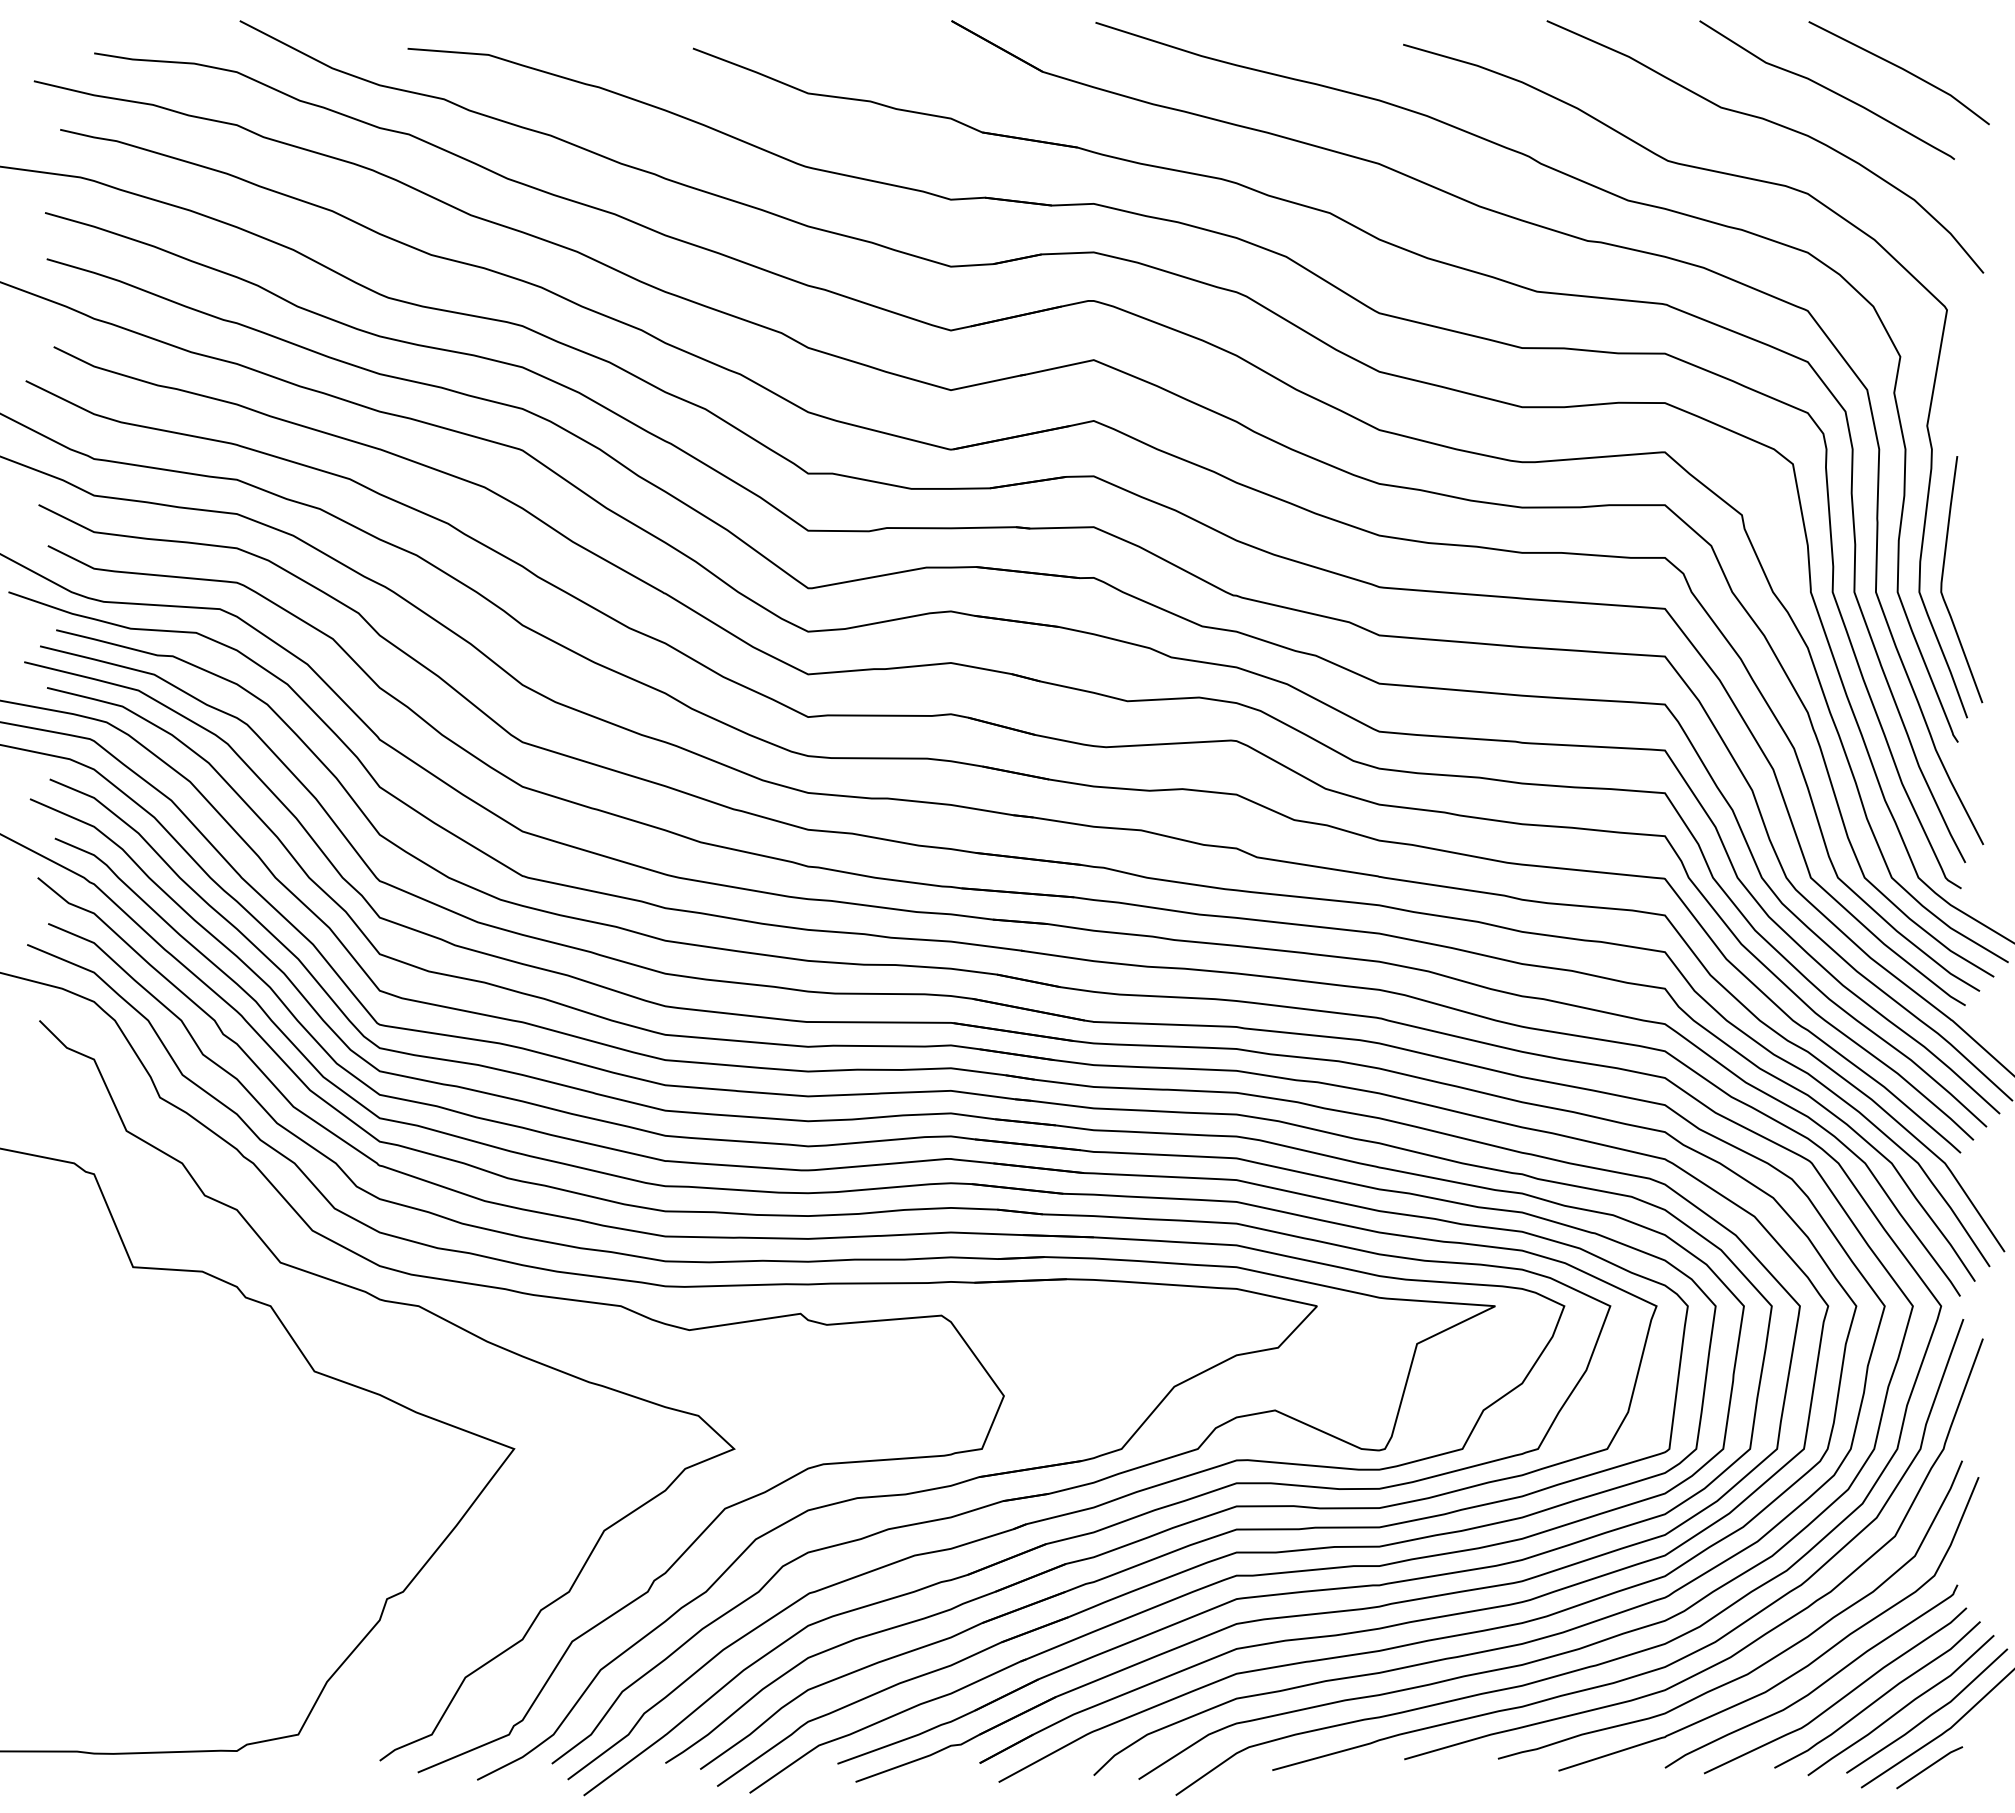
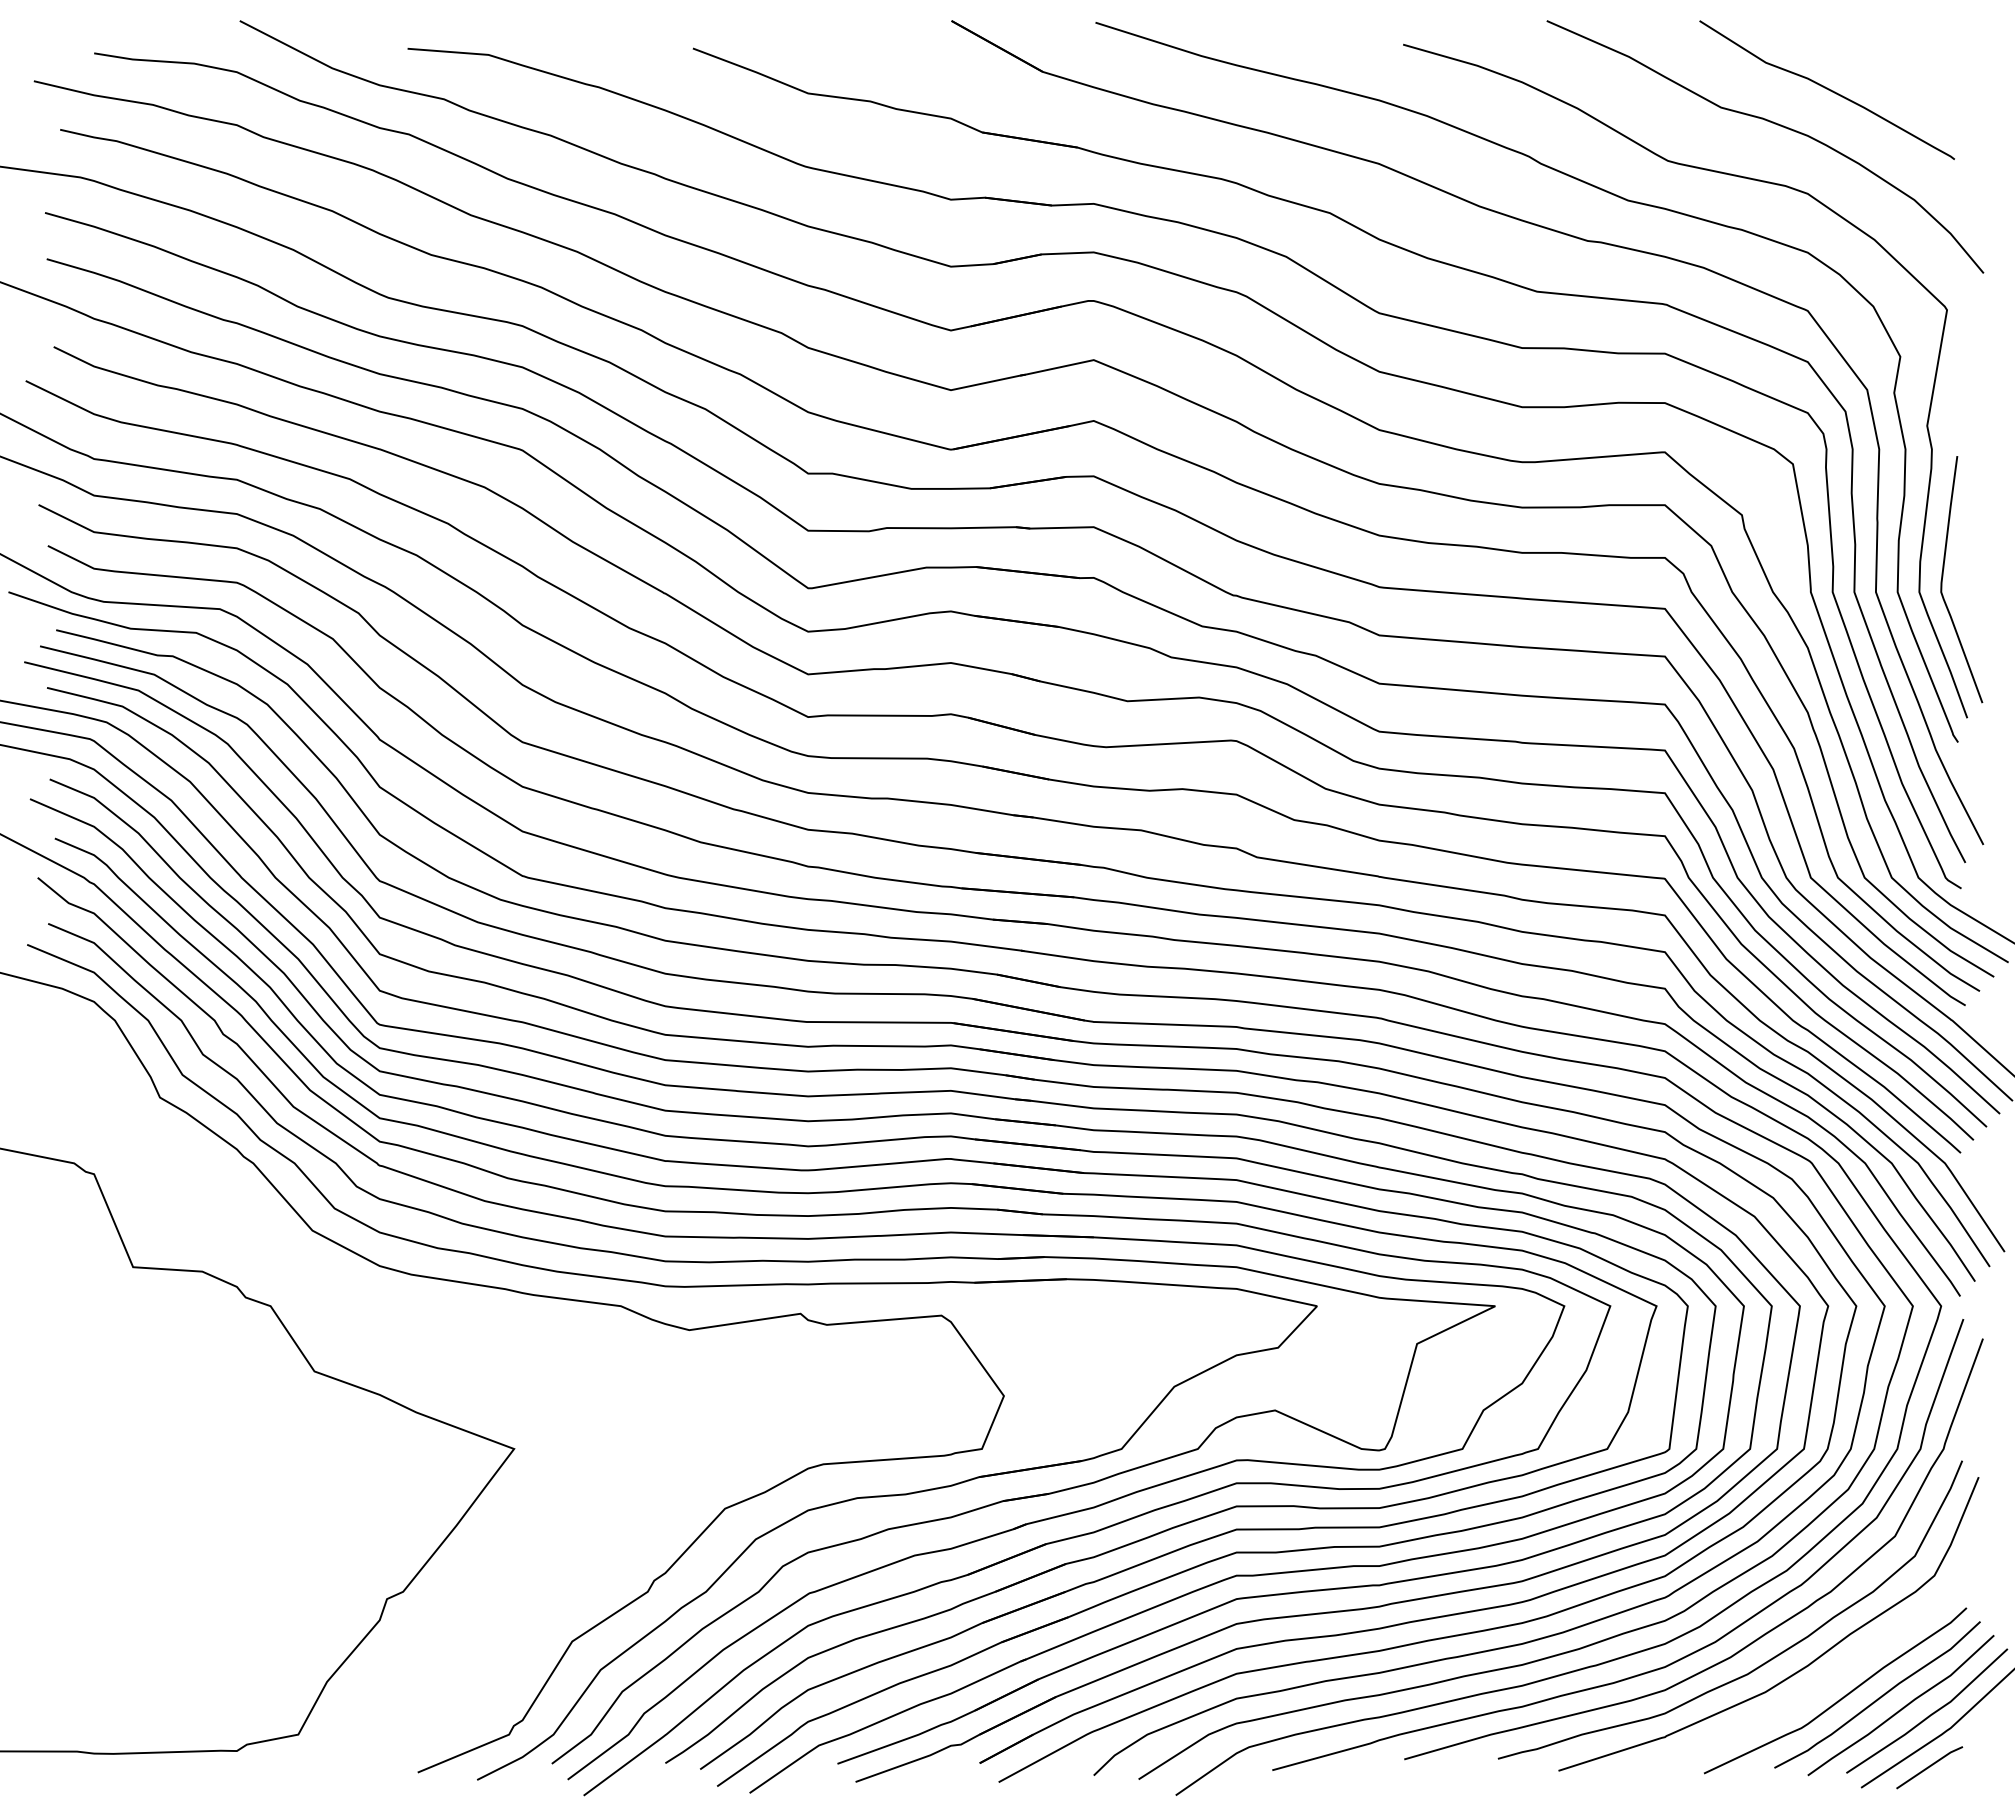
line: present -> none (1901, 69)
curve: present -> none (399, 1304)
curve: present -> none (1817, 1686)
